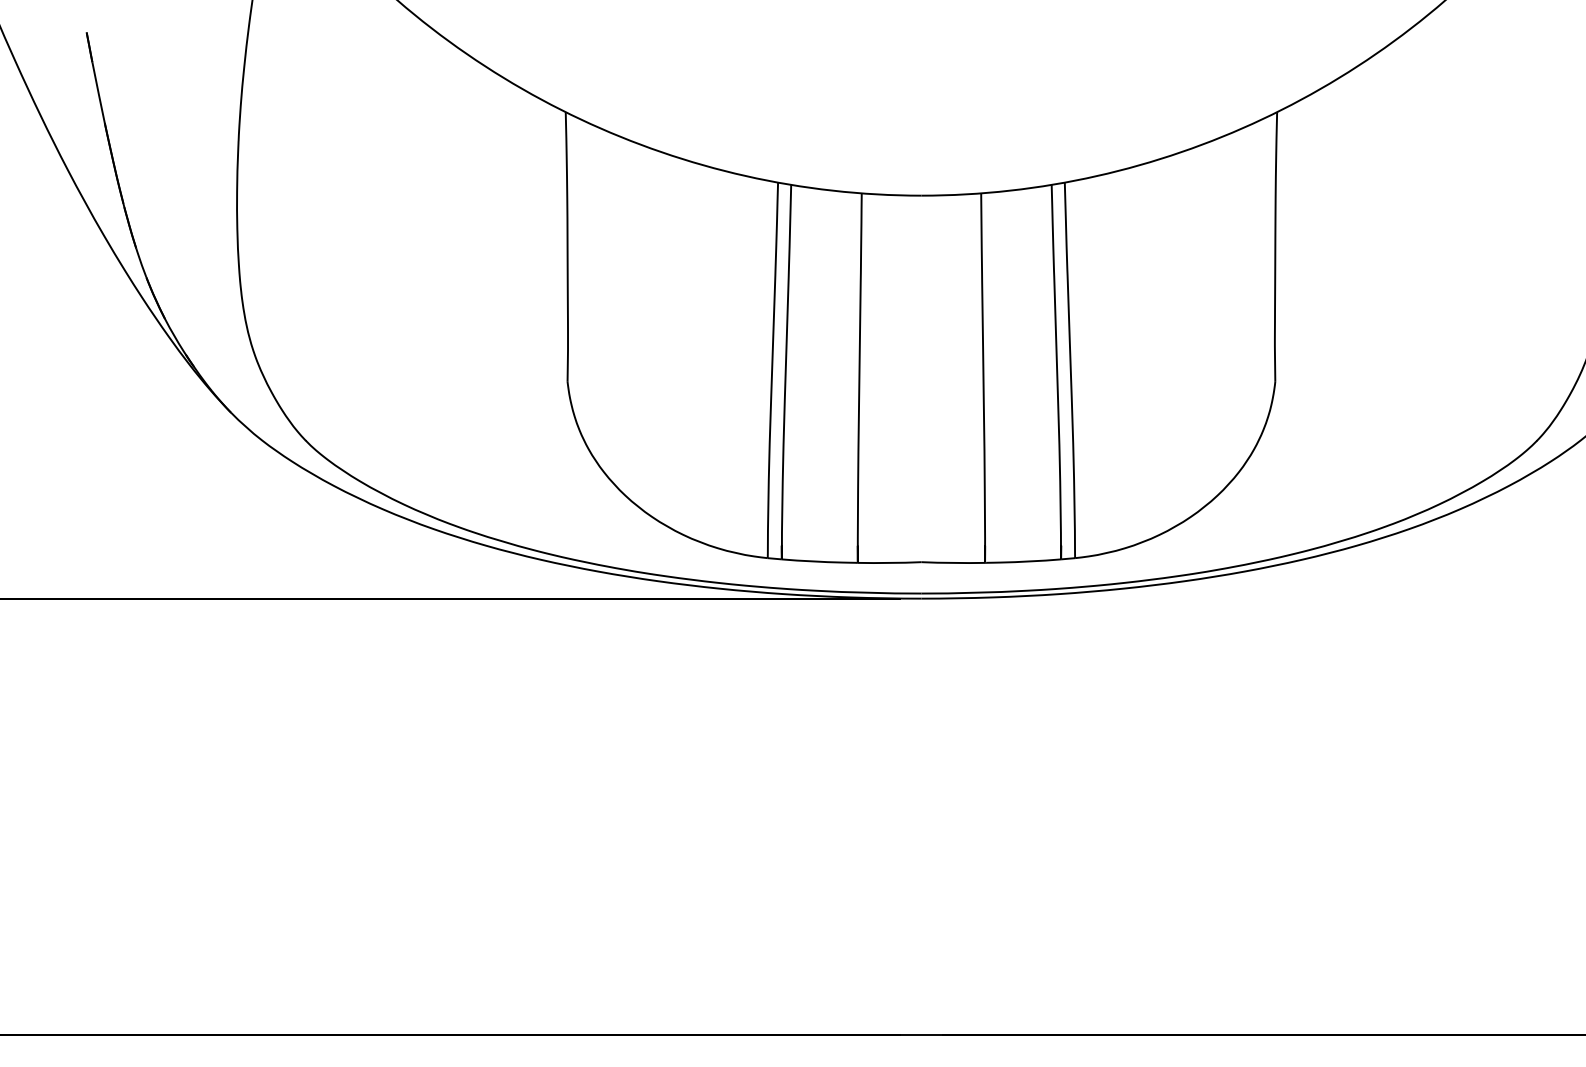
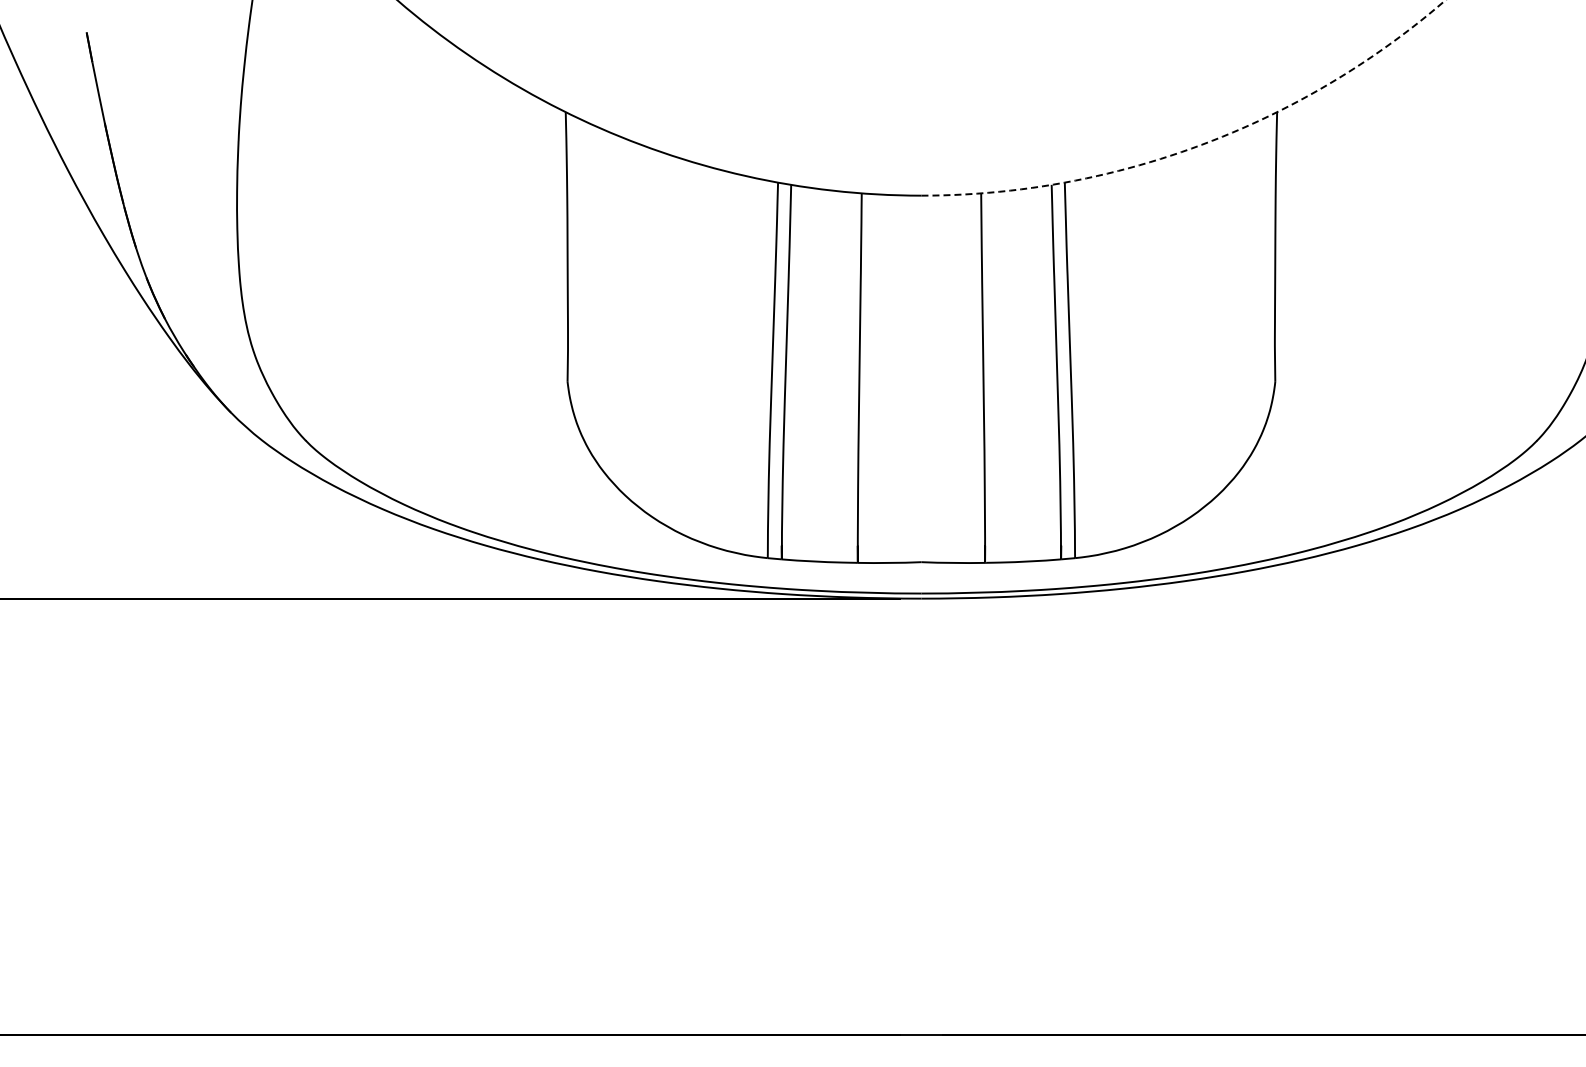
arc: solid -> dashed (1200, 145)
